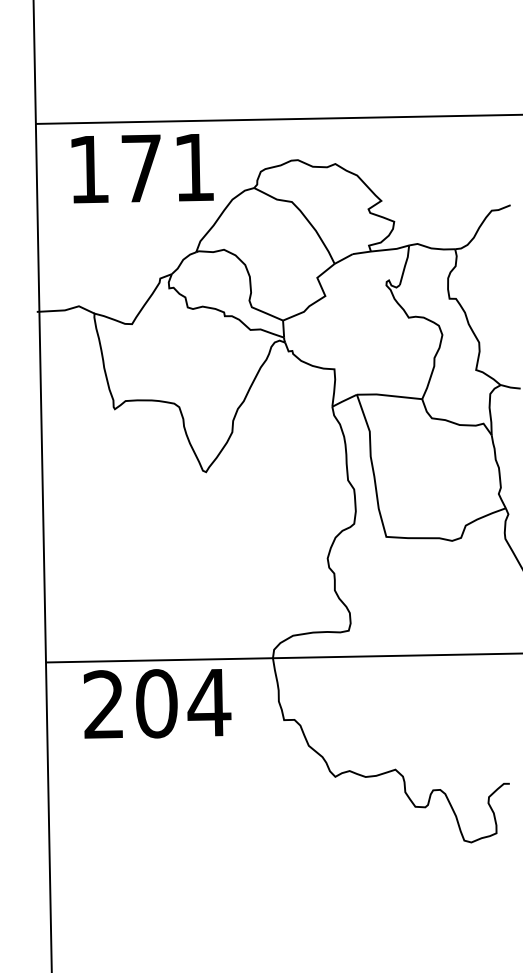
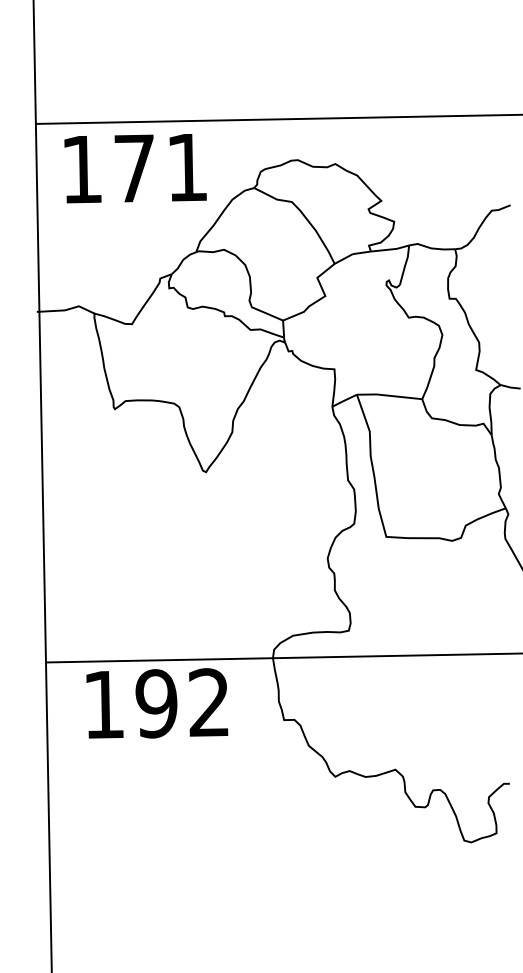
text position: (142, 168) -> (135, 168) (135, 168)
text: 204 -> 192 (157, 703)
